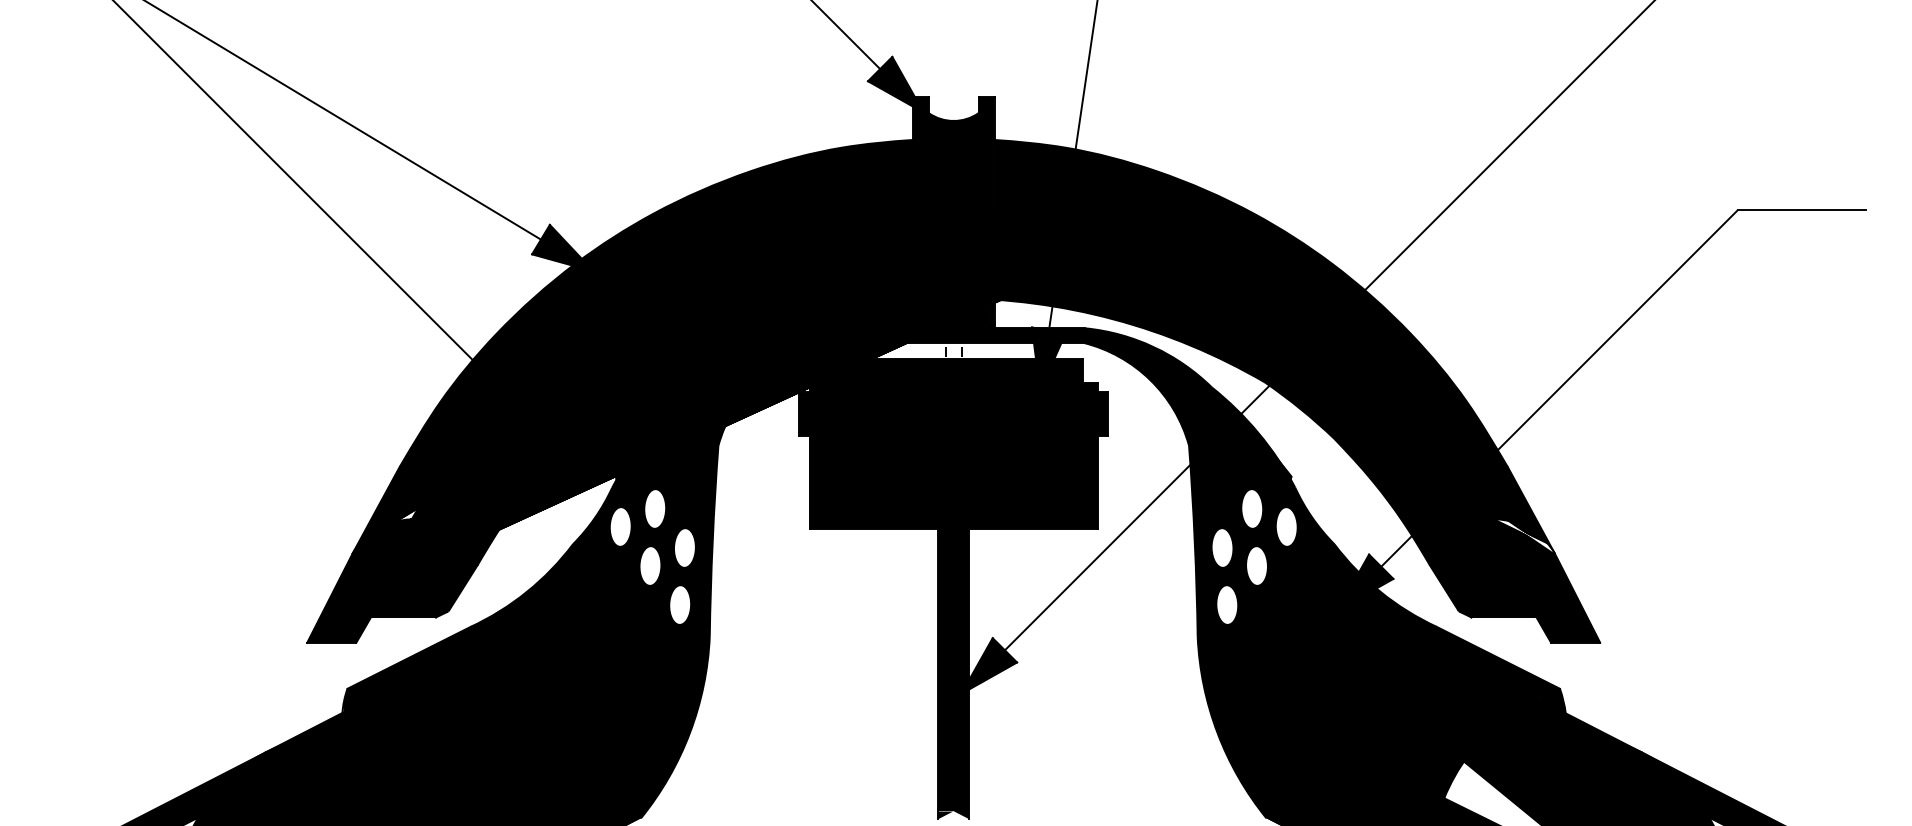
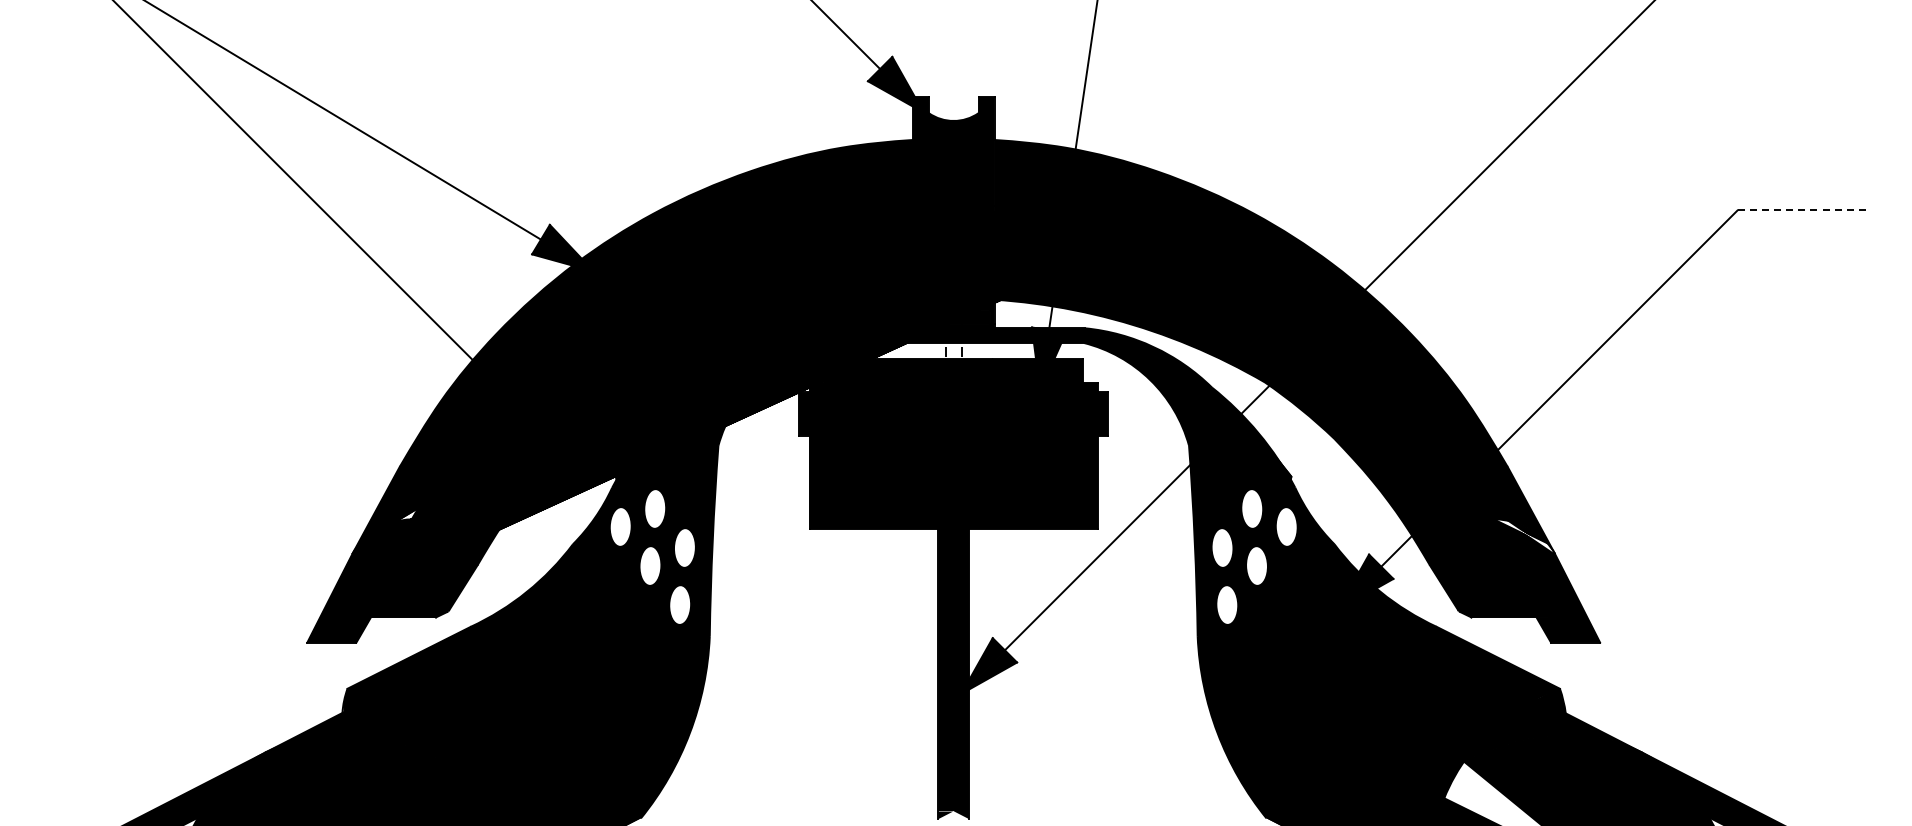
line: solid -> dashed (1802, 210)
